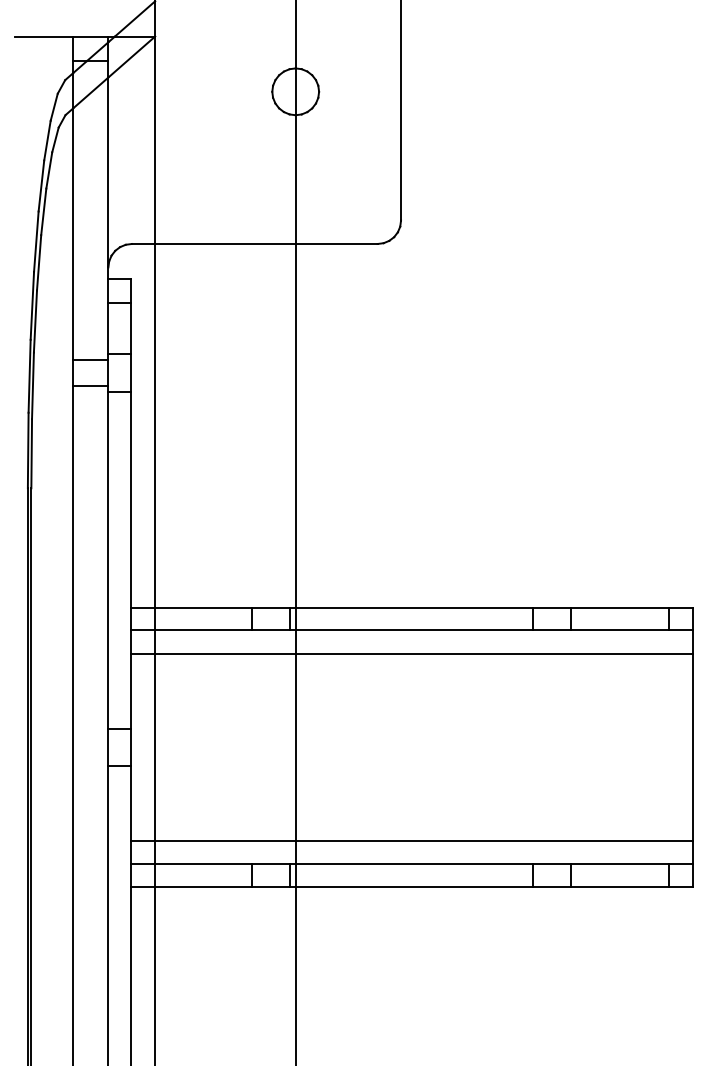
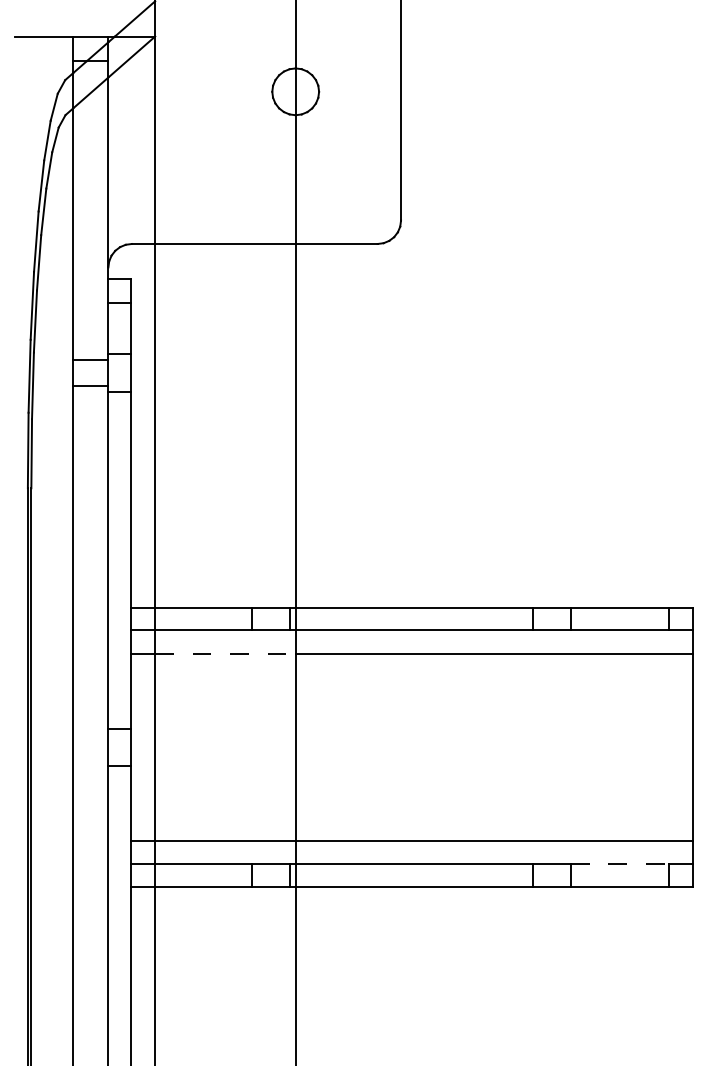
line: solid -> dashed (225, 653)
line: solid -> dashed (620, 864)
